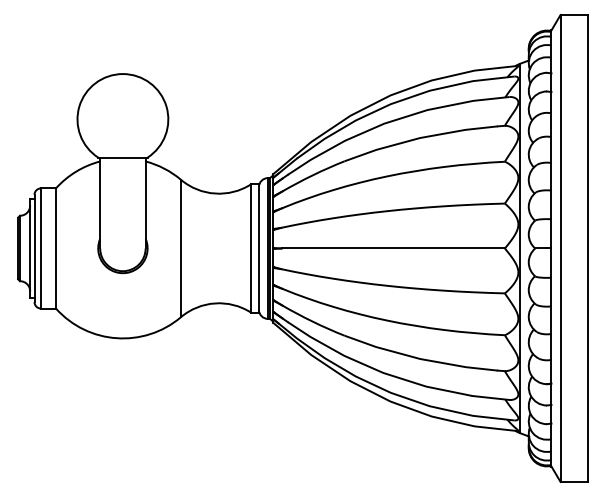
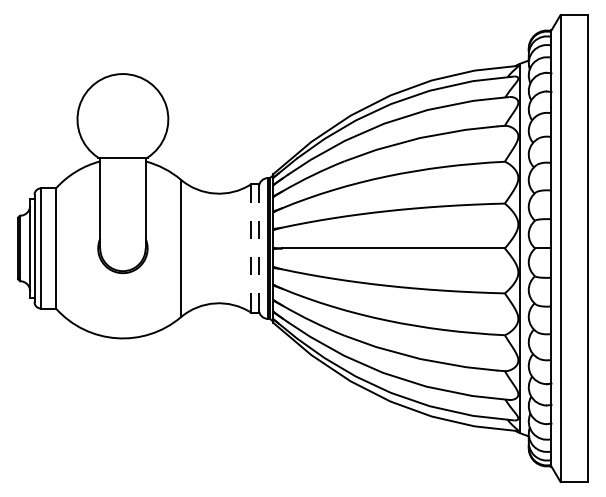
line: solid -> dashed (250, 248)
line: solid -> dashed (258, 248)
